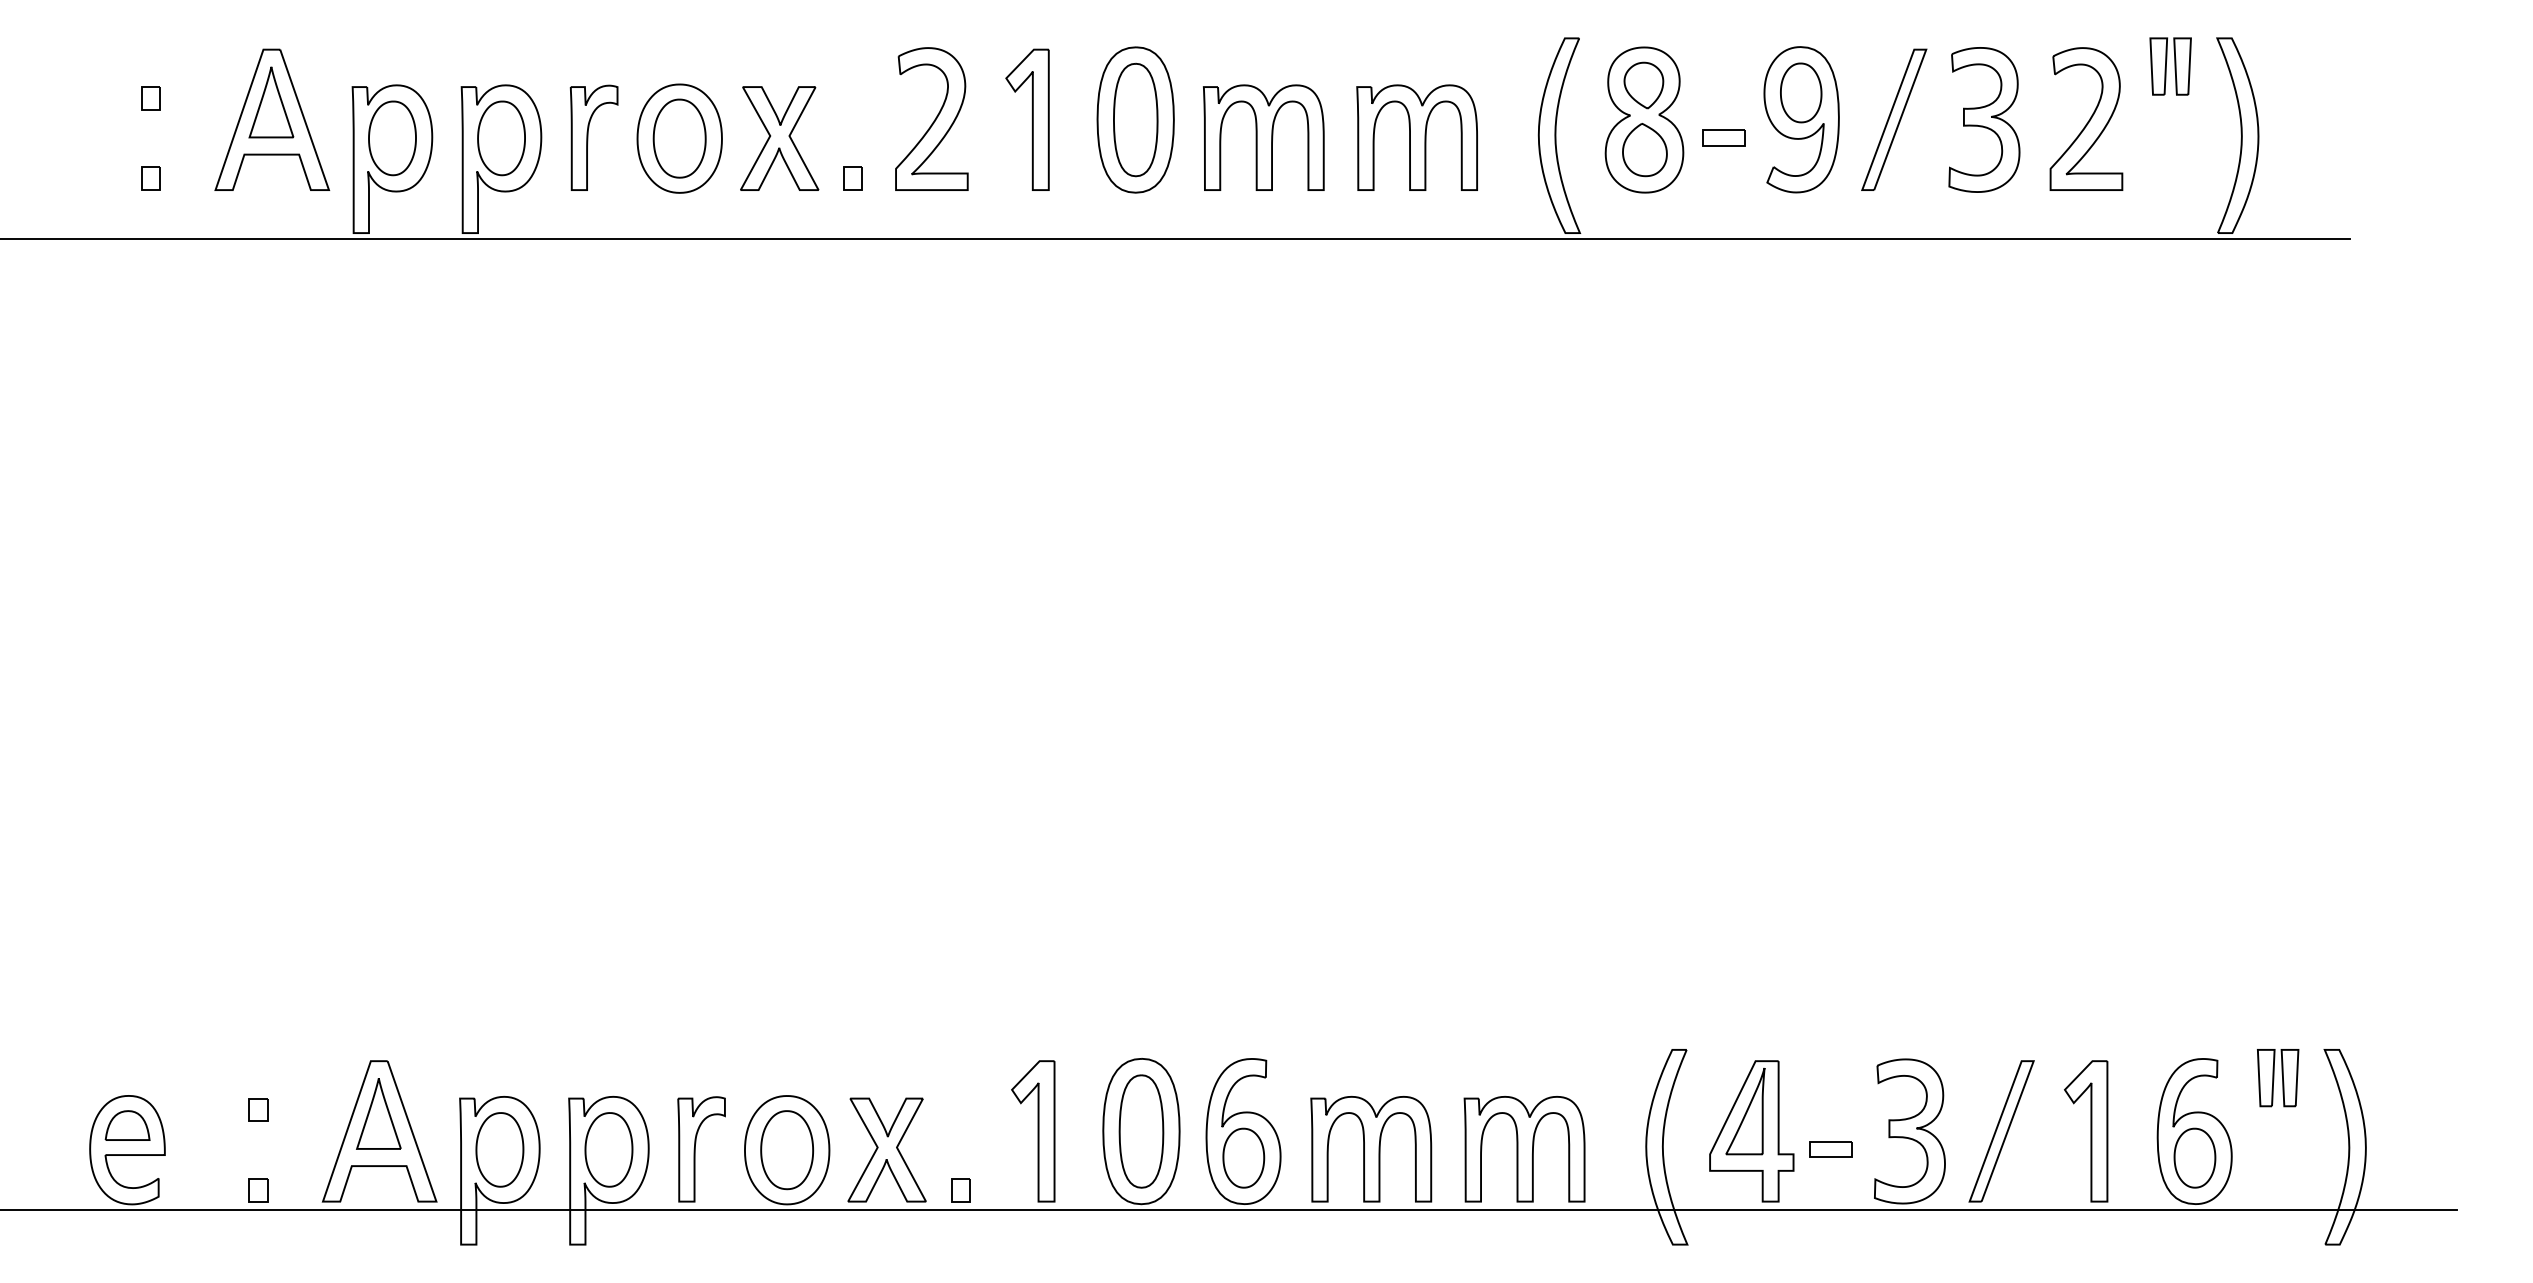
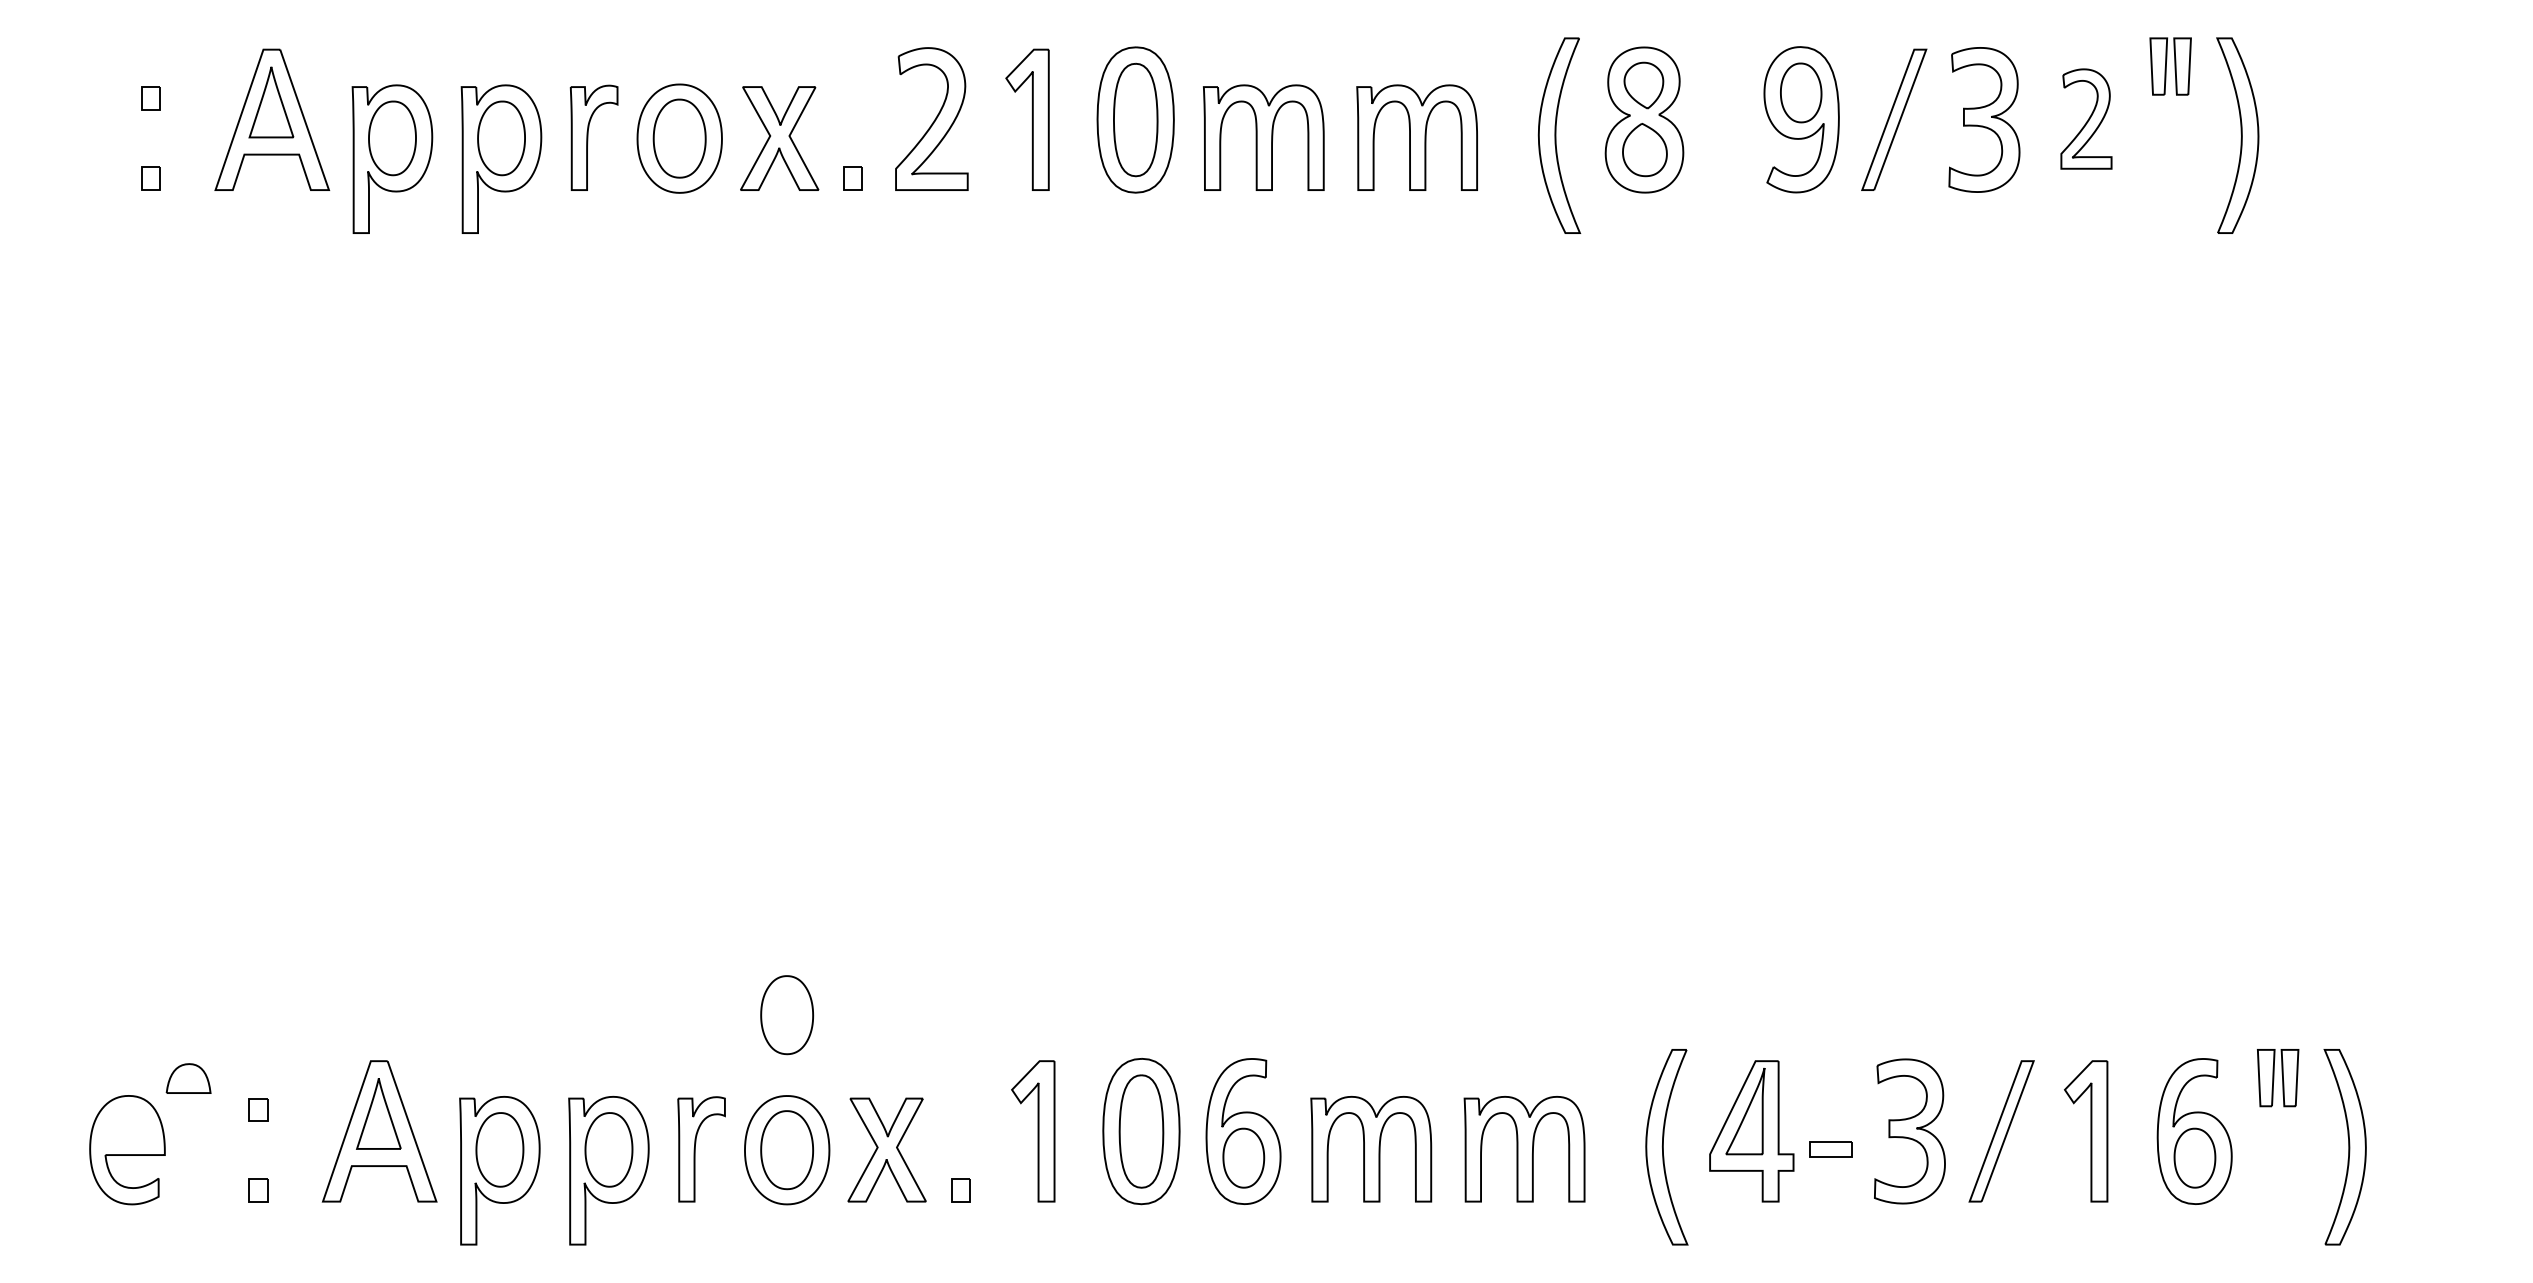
part size: 75x144 px -> 53x102 px (2086, 118)
part: present -> none (1723, 137)
line: present -> none (1175, 238)
part: none -> present (787, 1015)
part position: (127, 1125) -> (188, 1078) (188, 1078)
line: present -> none (1229, 1210)
